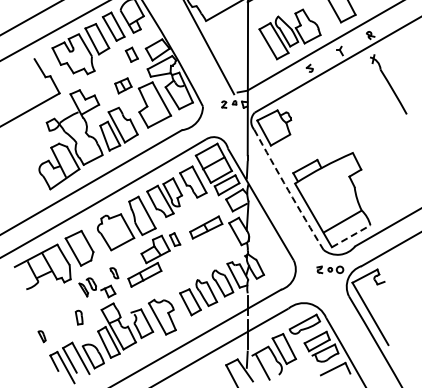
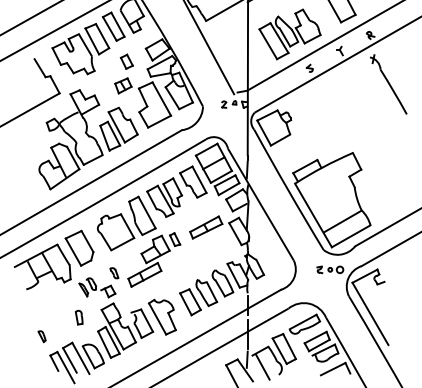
part position: (131, 54) -> (126, 61) (126, 61)
arc: dashed -> solid (288, 190)
line: dashed -> solid (351, 236)
